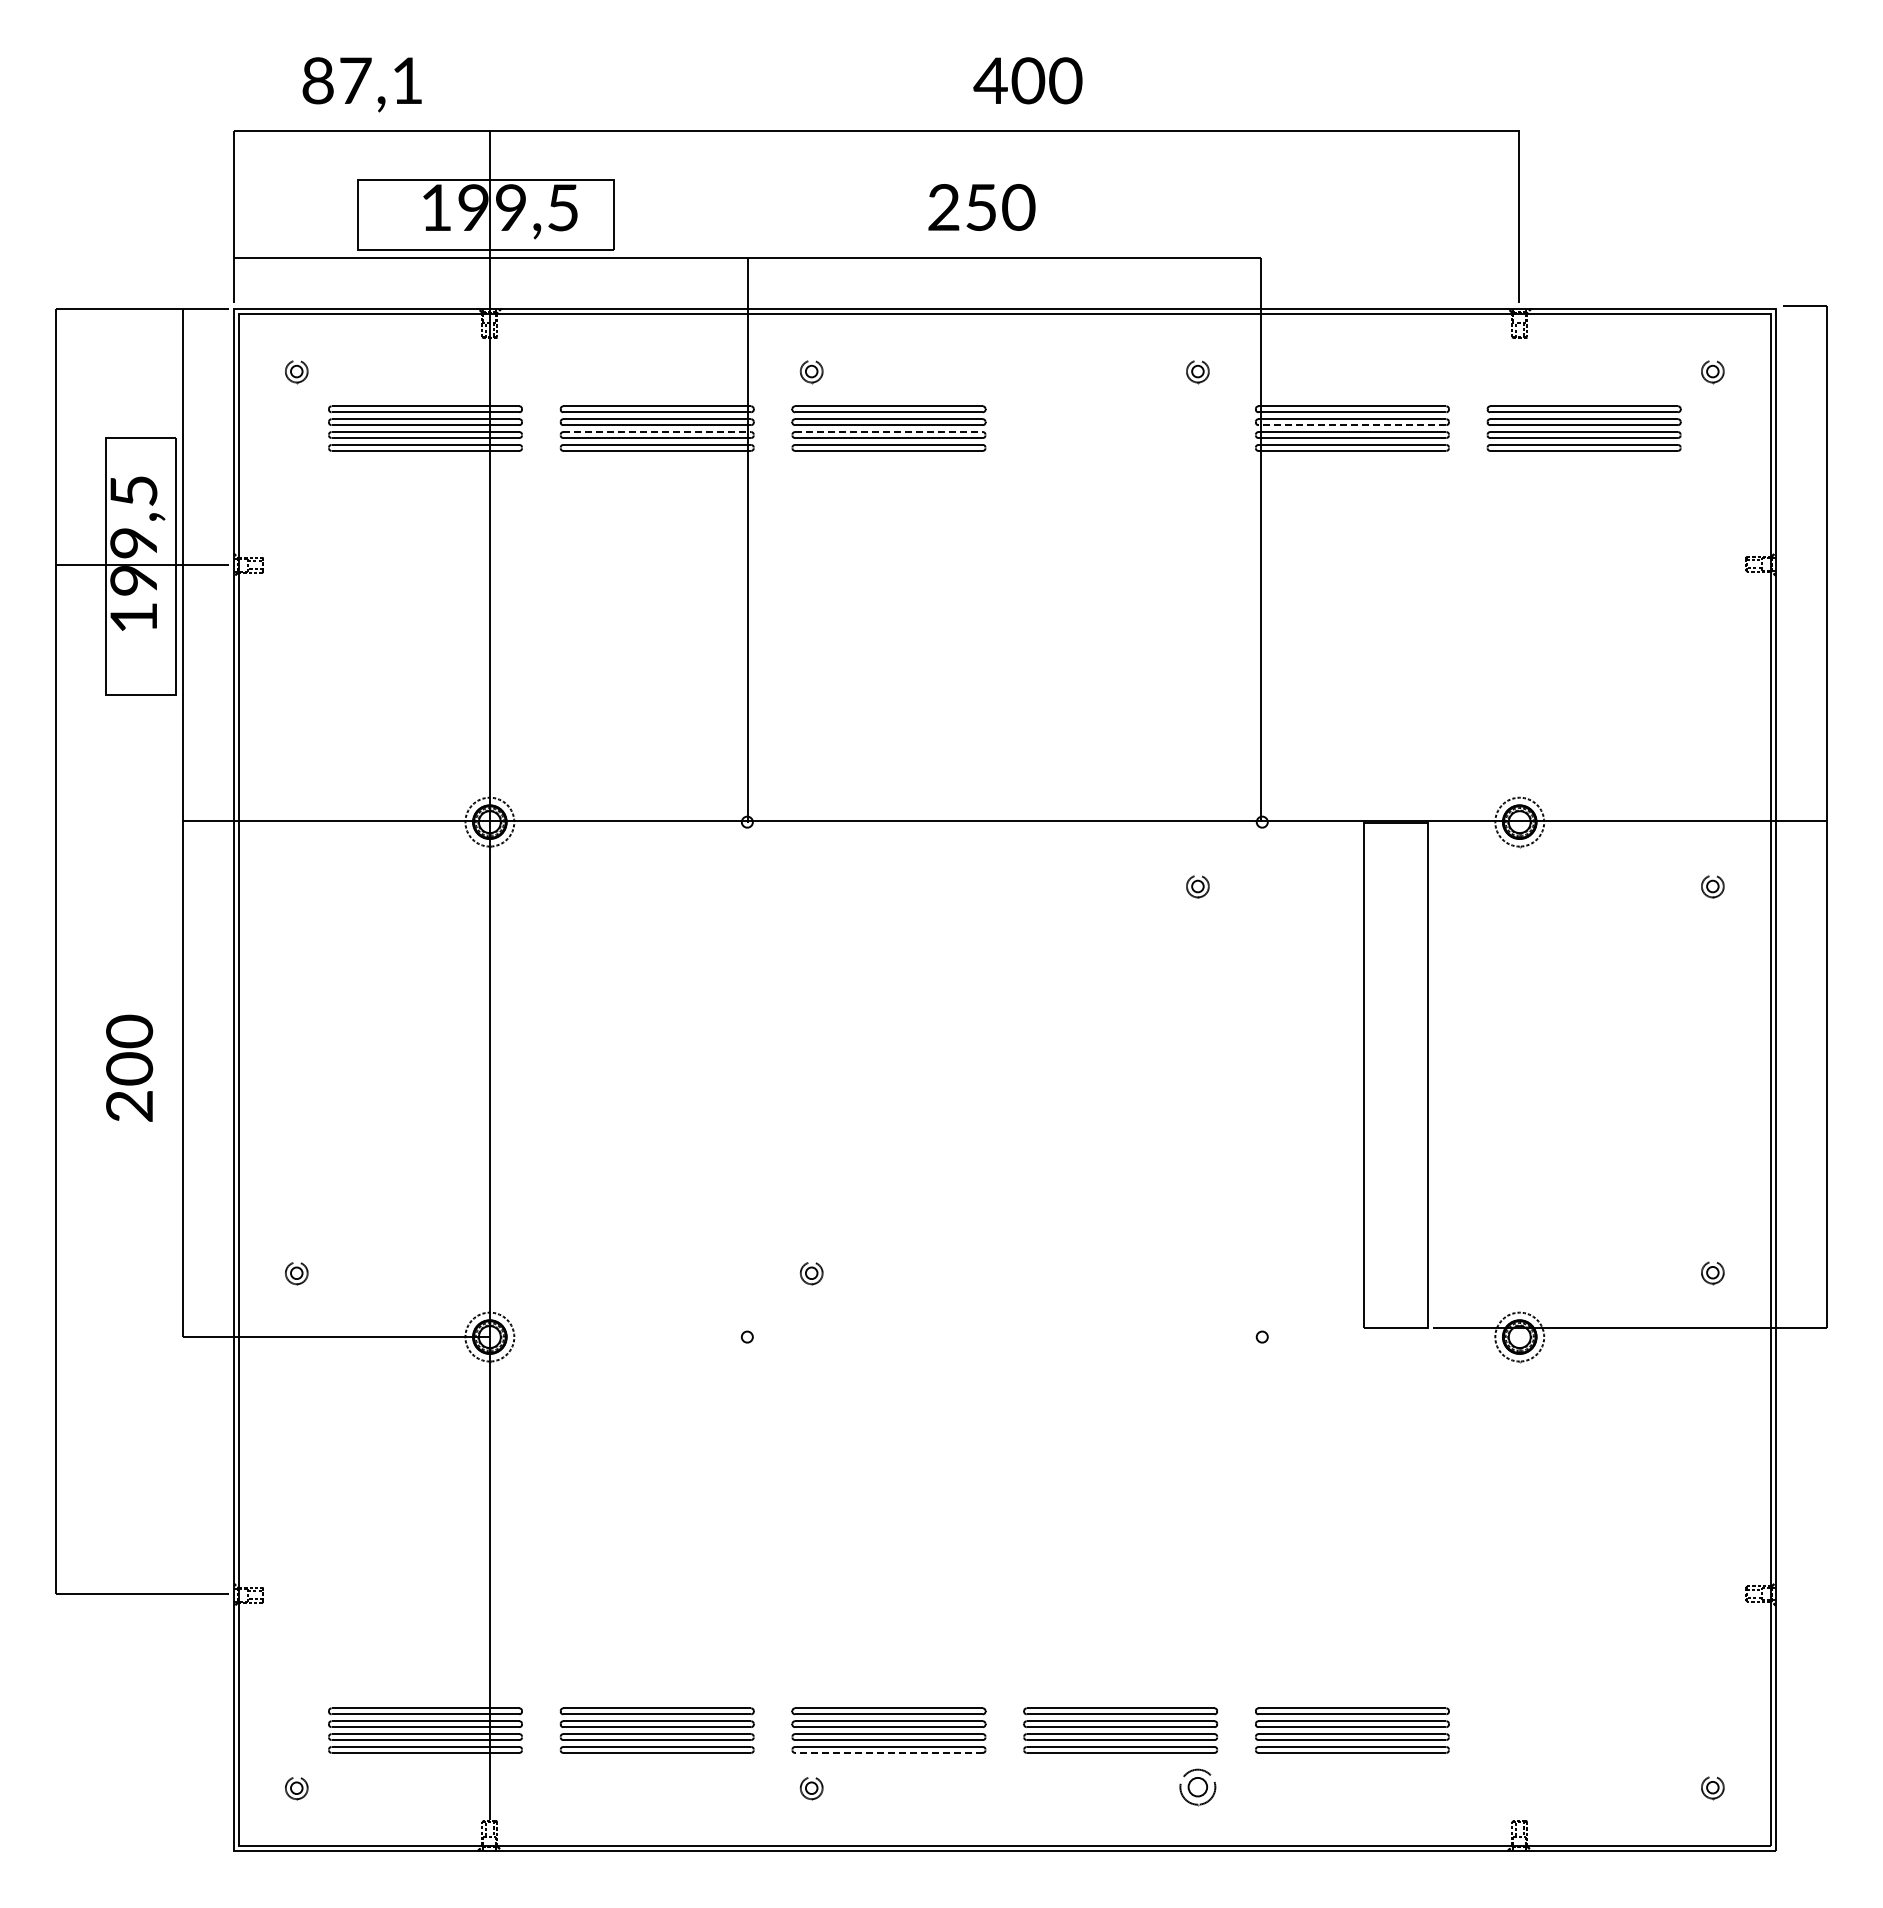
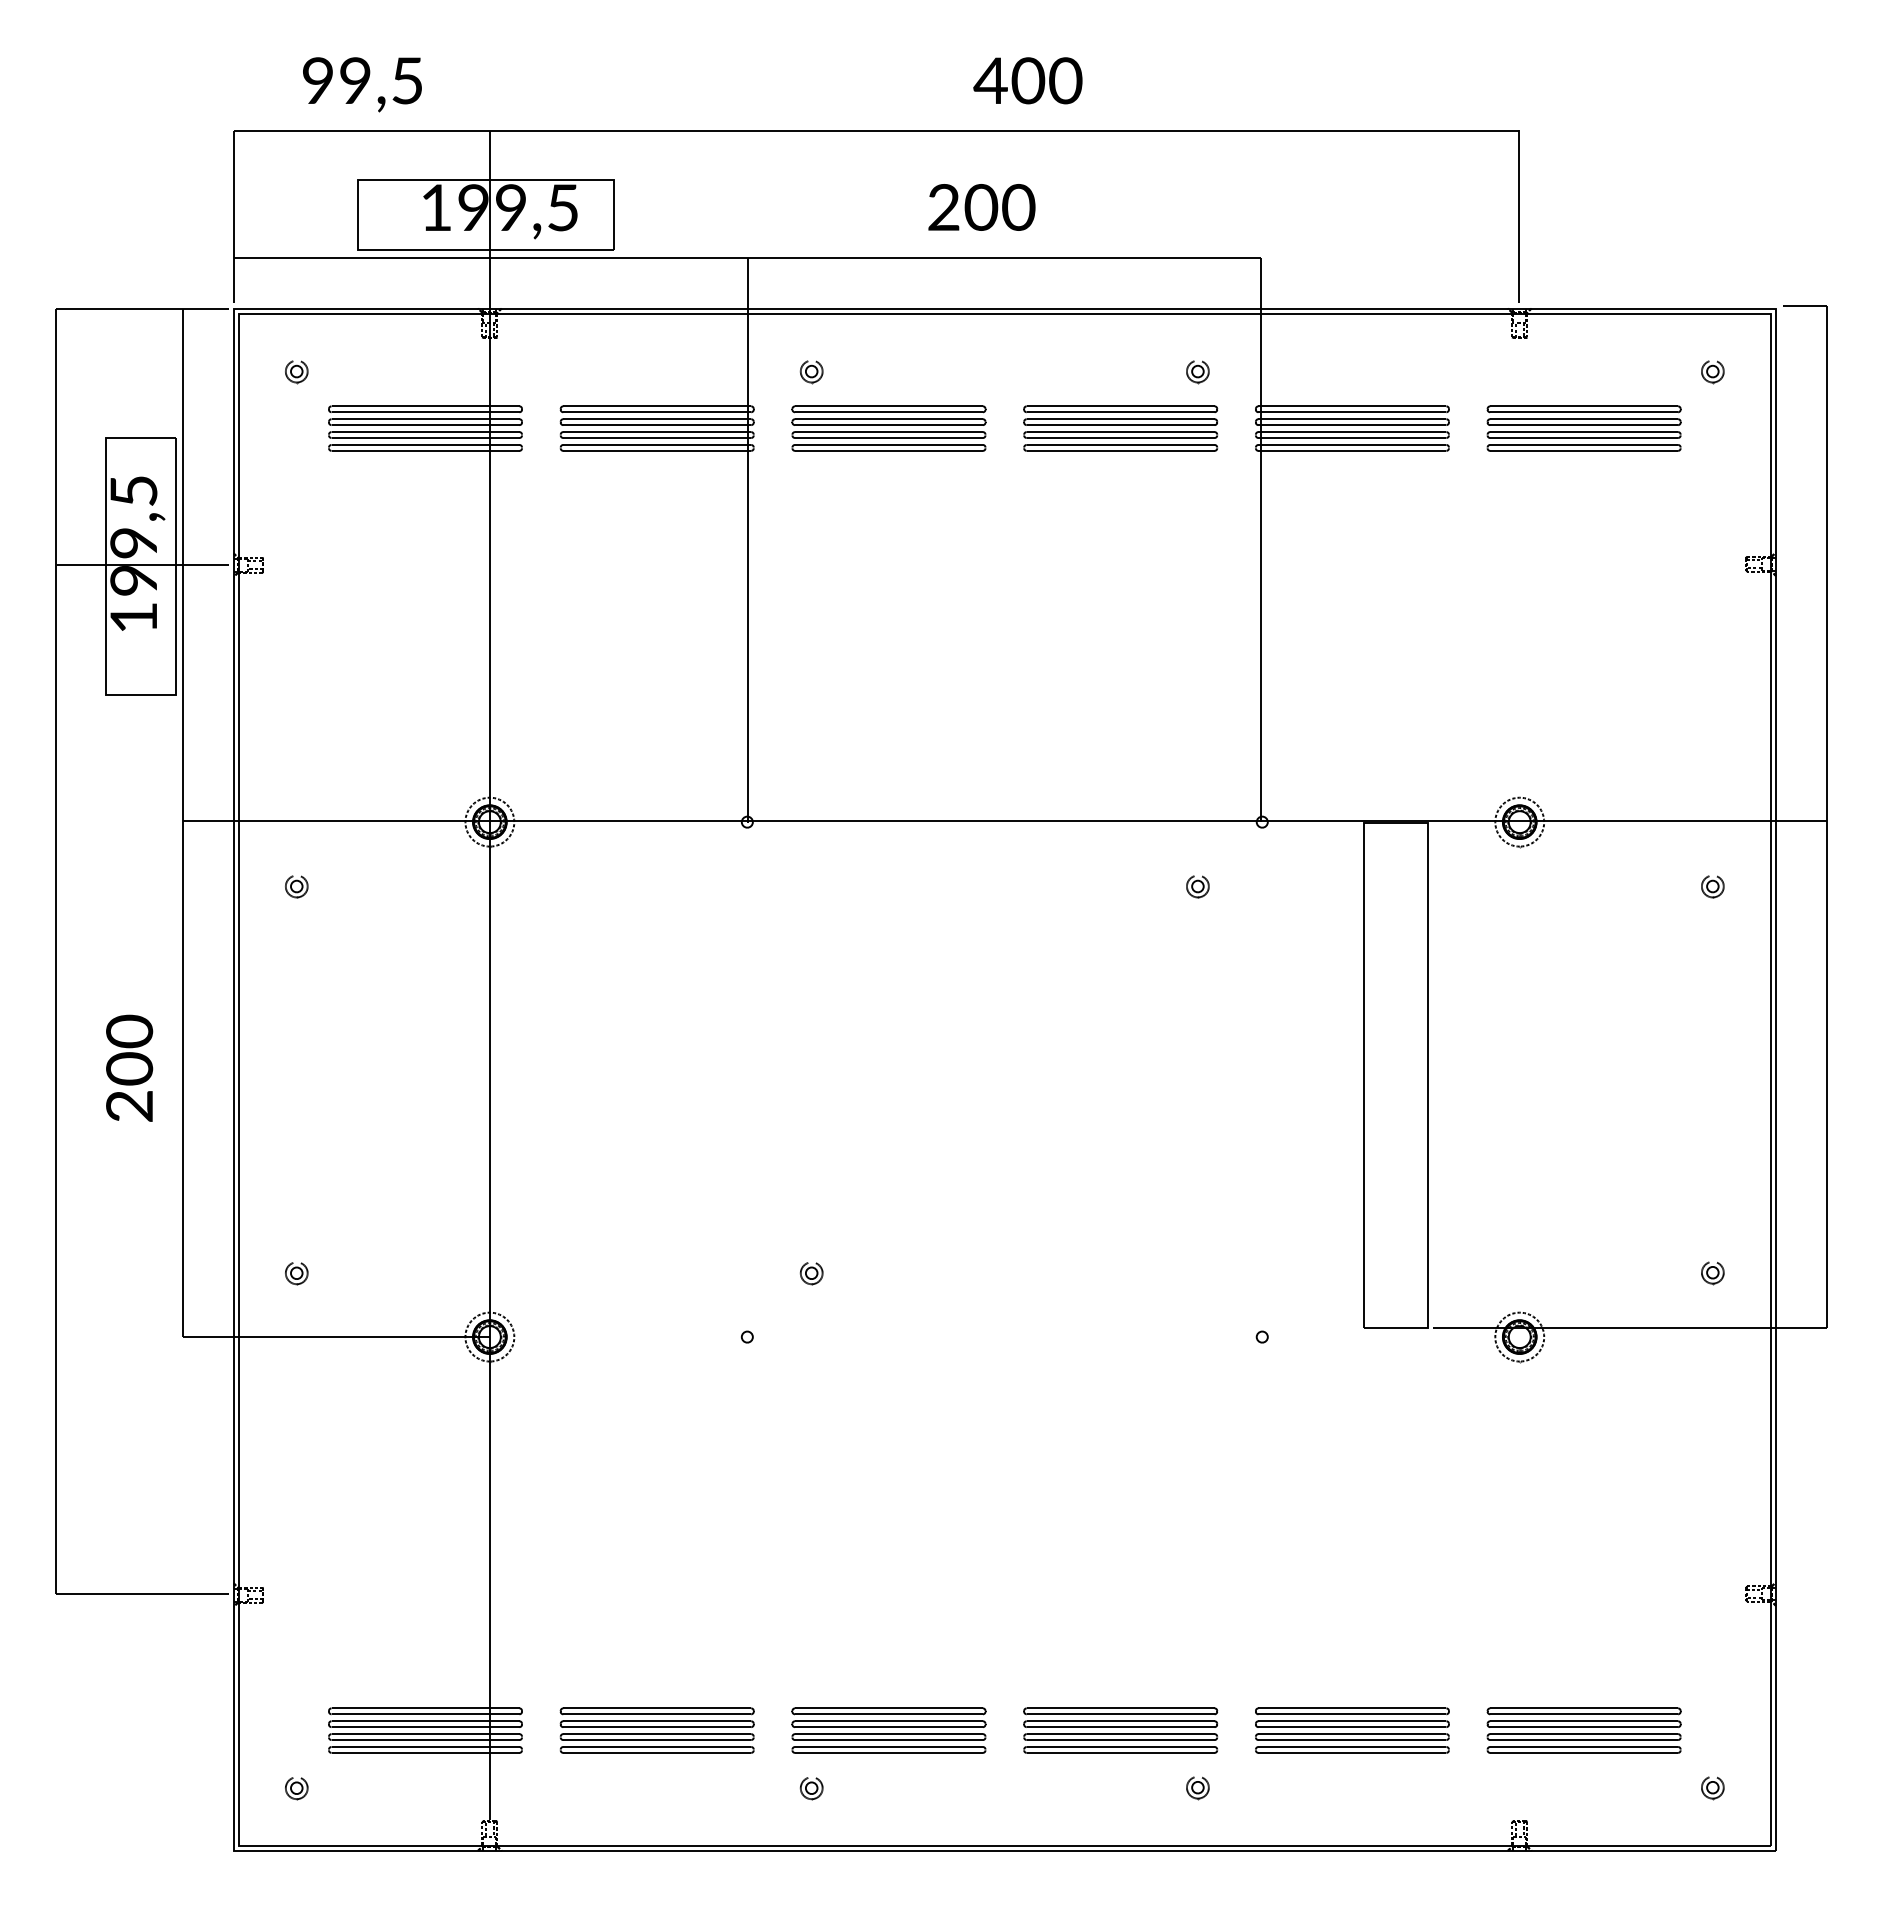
text: 87,1 -> 99,5 (361, 80)
text: 250 -> 200 (981, 207)
line: dashed -> solid (1352, 425)
part: none -> present (1120, 428)
line: dashed -> solid (657, 432)
line: dashed -> solid (888, 432)
part: none -> present (296, 886)
part: none -> present (1583, 1730)
line: dashed -> solid (888, 1752)
part size: 38x39 px -> 24x25 px (1197, 1788)
